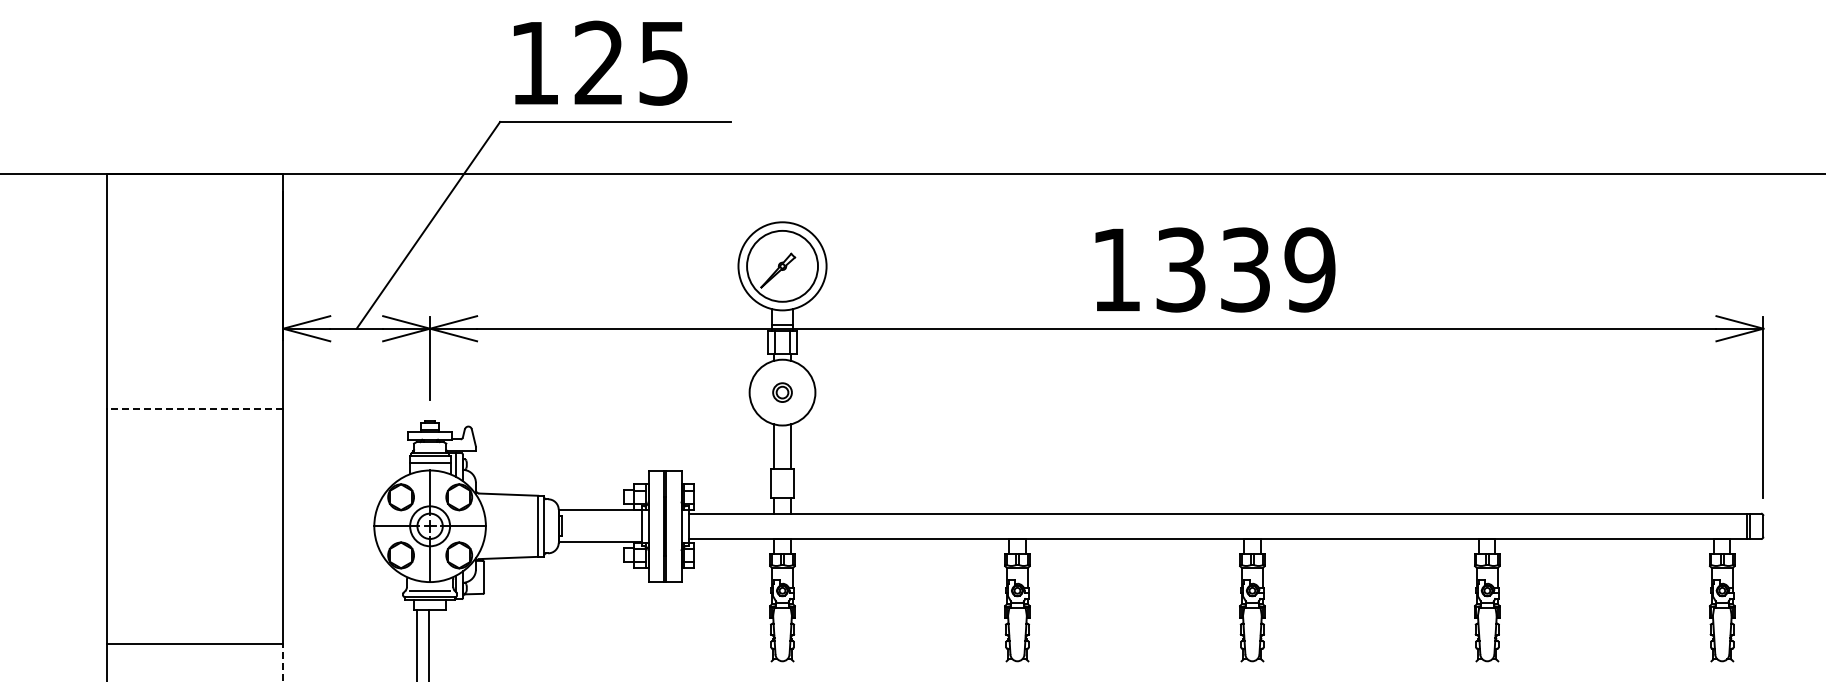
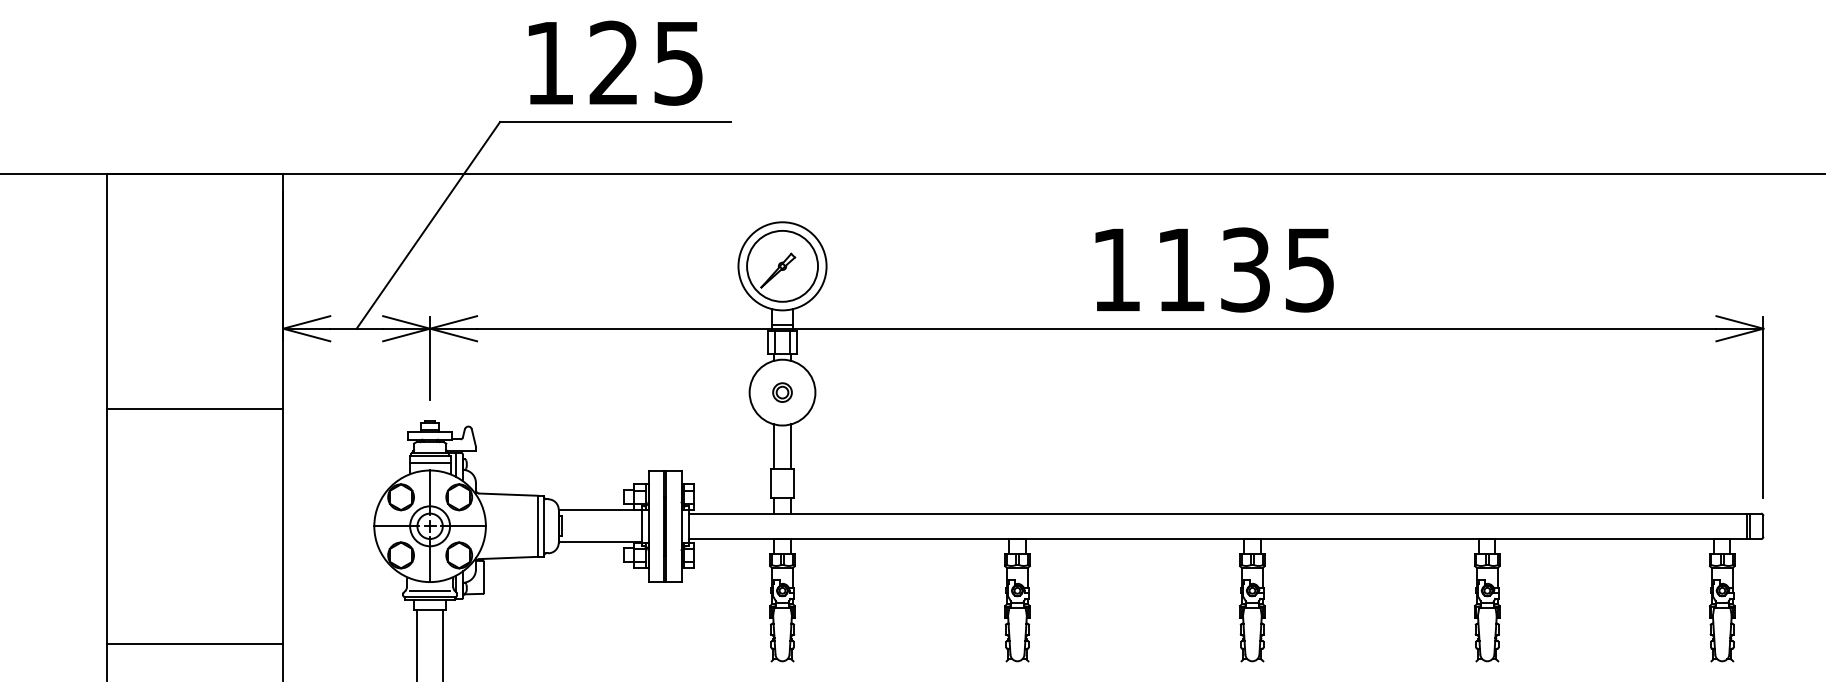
text position: (600, 62) -> (615, 62) (615, 62)
text: 1339 -> 1135 (1245, 269)
line: dashed -> solid (194, 408)
line position: (428, 644) -> (442, 644) (442, 644)
line: dashed -> solid (283, 662)
